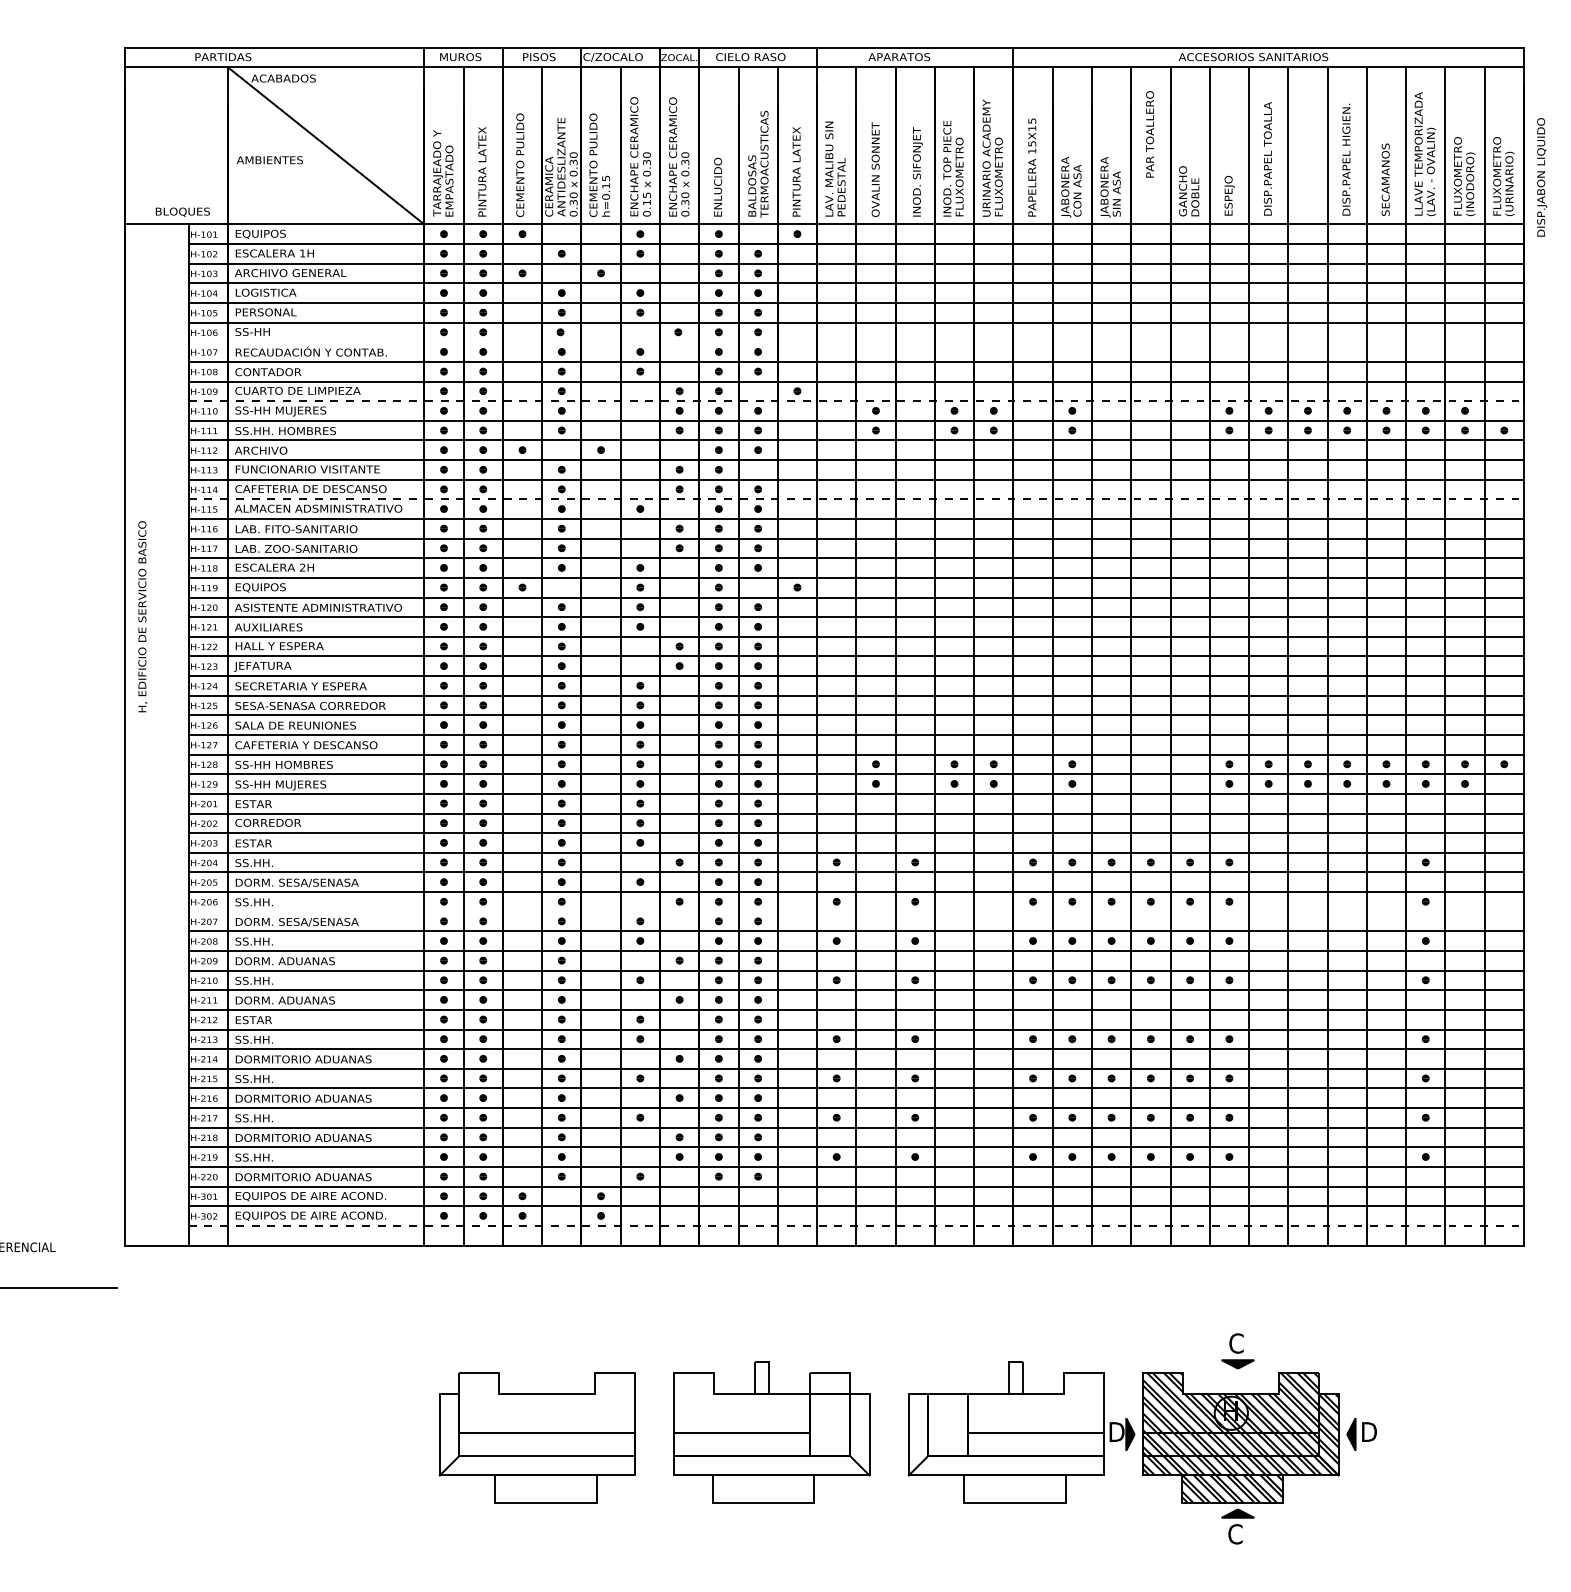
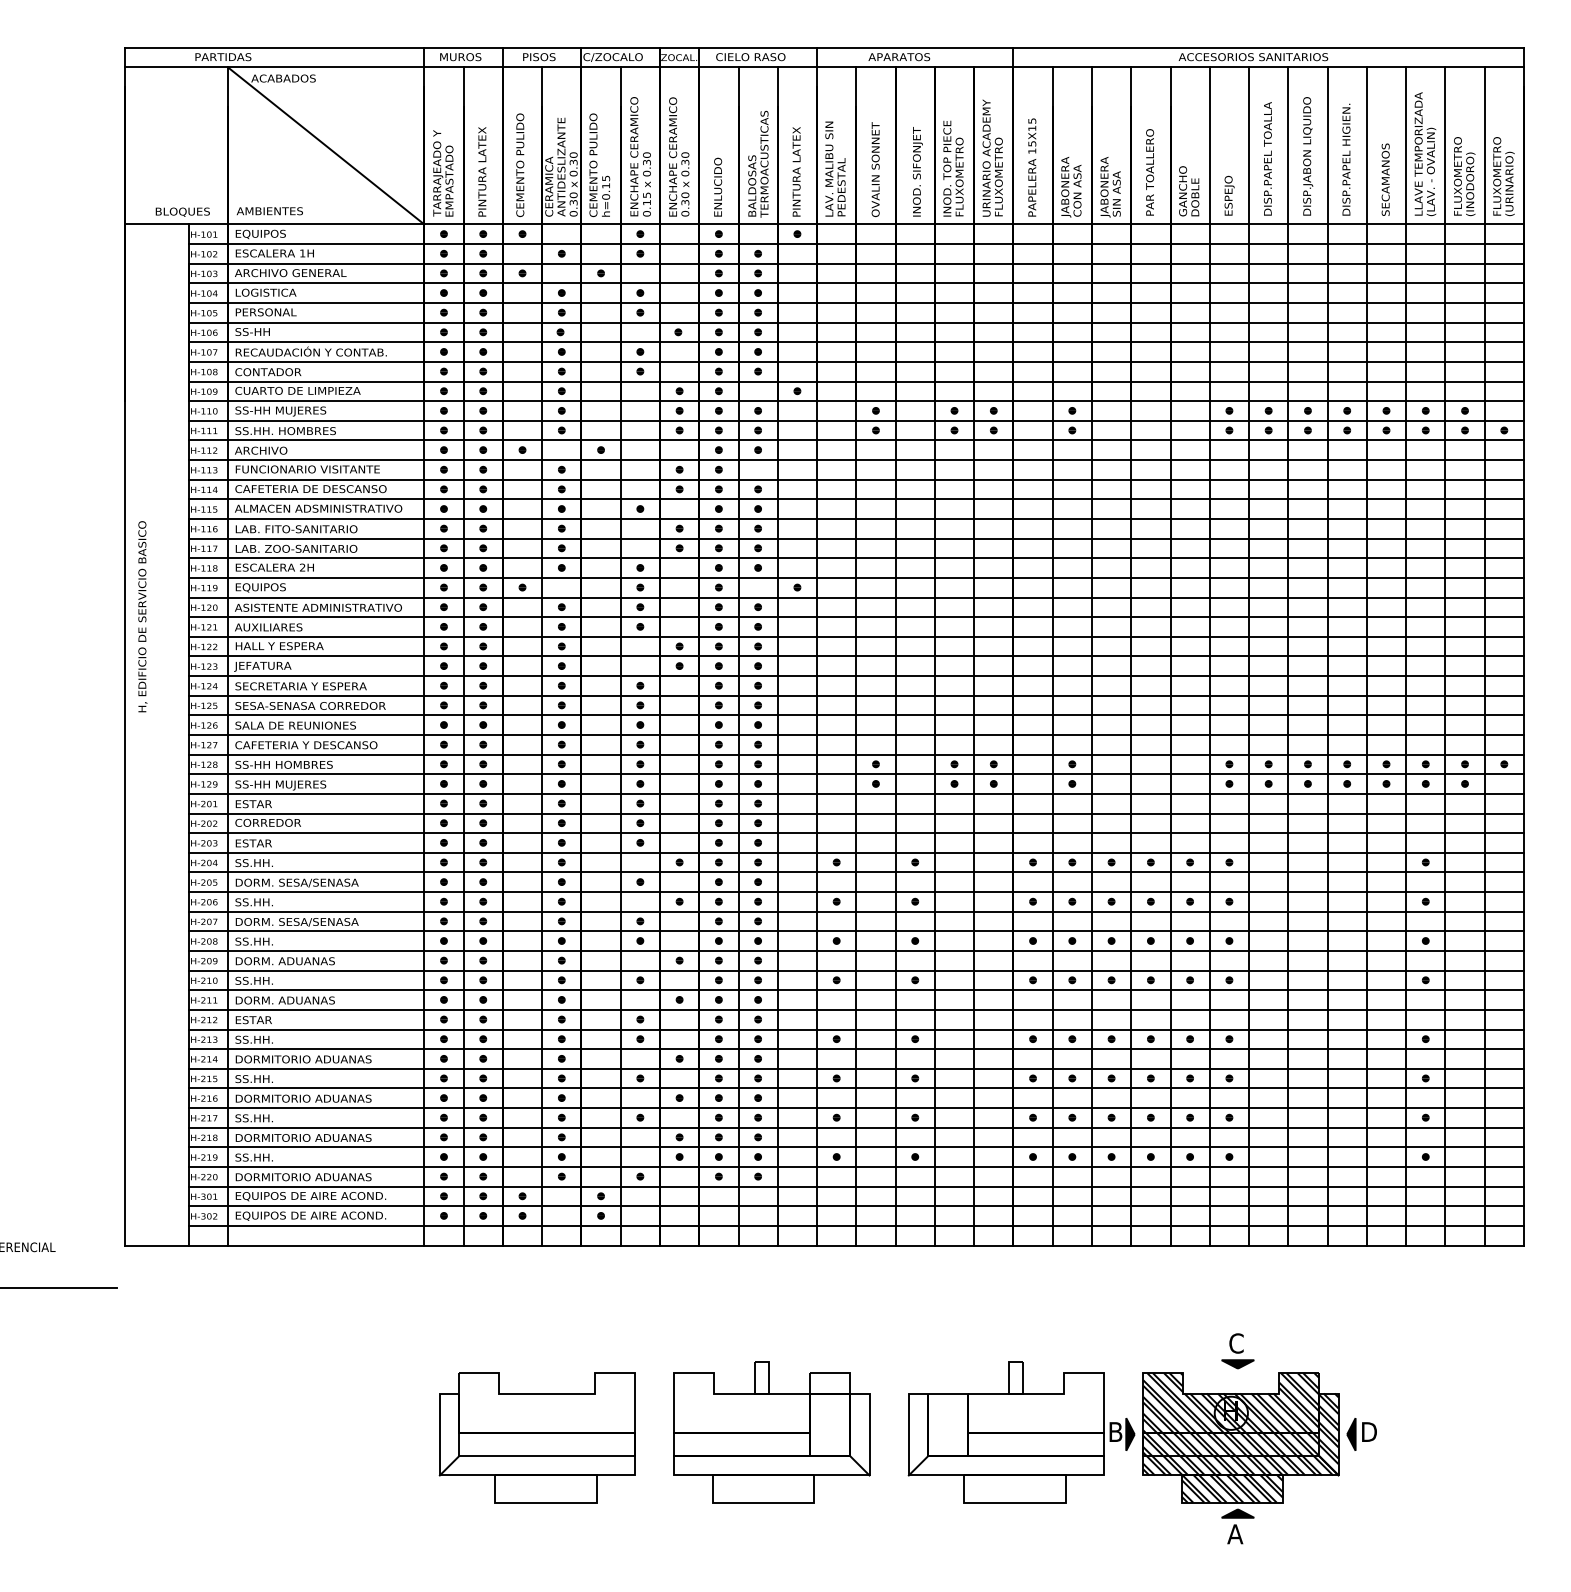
text position: (1150, 134) -> (1150, 172) (1150, 172)
text position: (269, 160) -> (269, 211) (269, 211)
text position: (1542, 177) -> (1308, 156) (1308, 156)
line: none -> present (855, 342)
line: dashed -> solid (856, 401)
line: dashed -> solid (856, 499)
line: none -> present (855, 911)
line: dashed -> solid (856, 1225)
text: D -> B (1118, 1431)
text: C -> A (1235, 1534)
